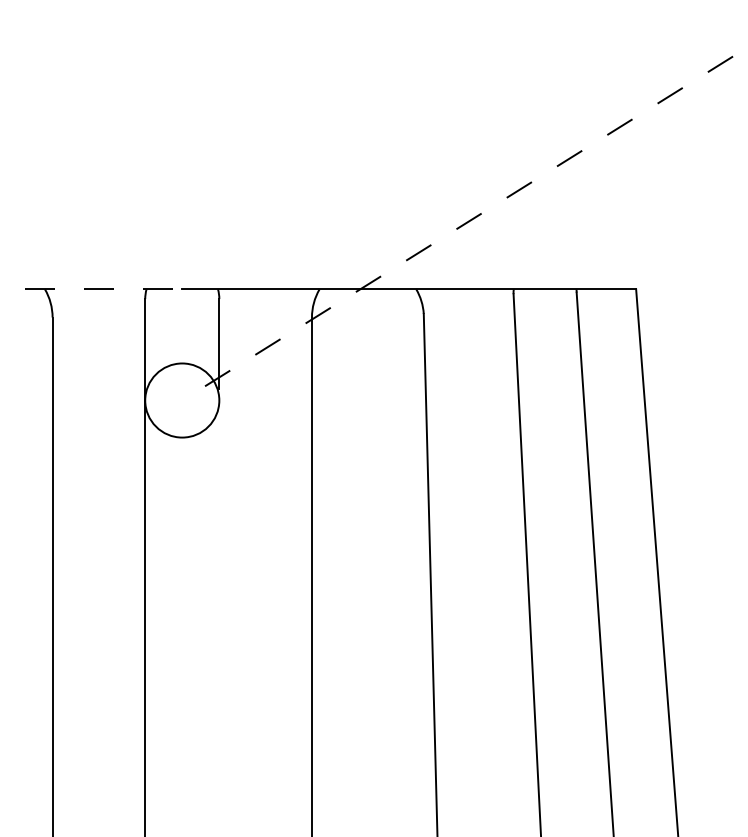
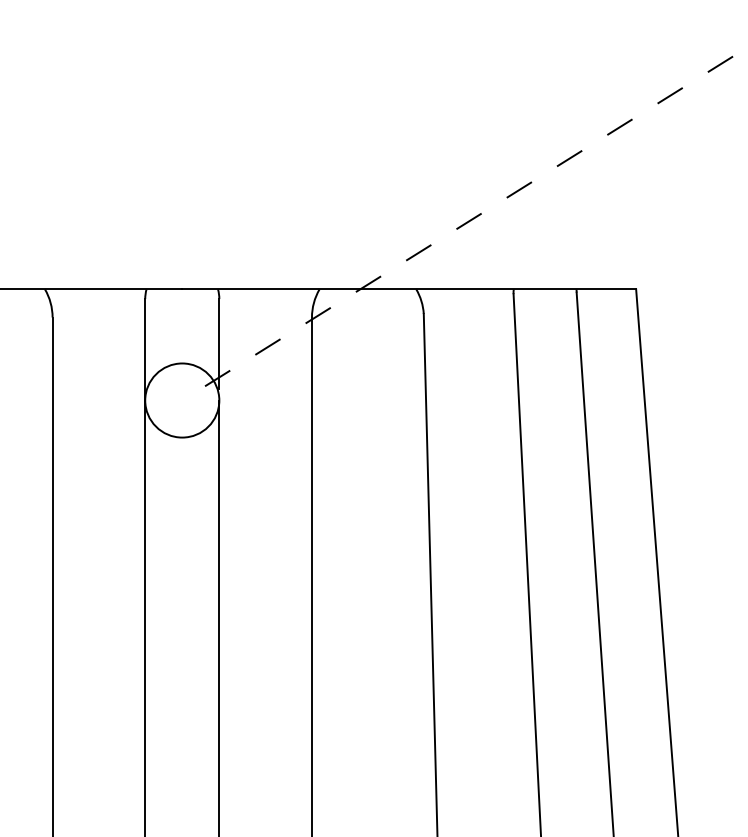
line: dashed -> solid (91, 289)
line: none -> present (219, 616)
